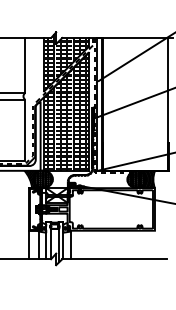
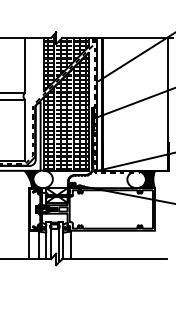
hatch: present -> none (42, 179)
hatch: present -> none (136, 179)
